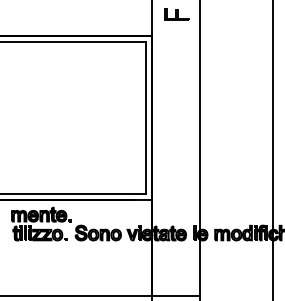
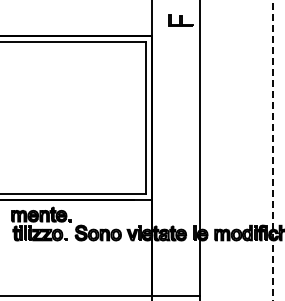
part position: (176, 14) -> (180, 20) (180, 20)
line: solid -> dashed (272, 150)
